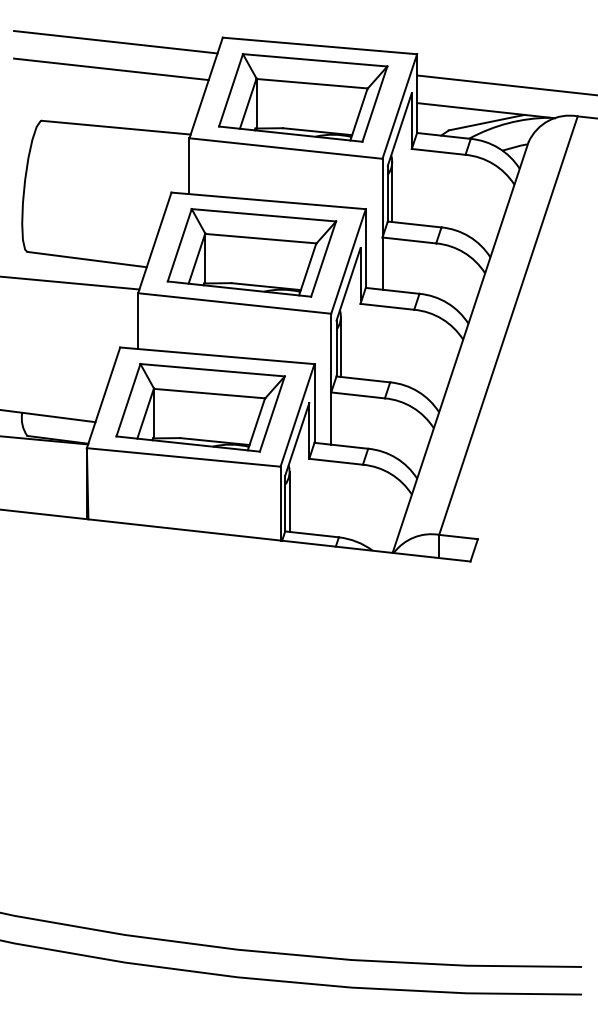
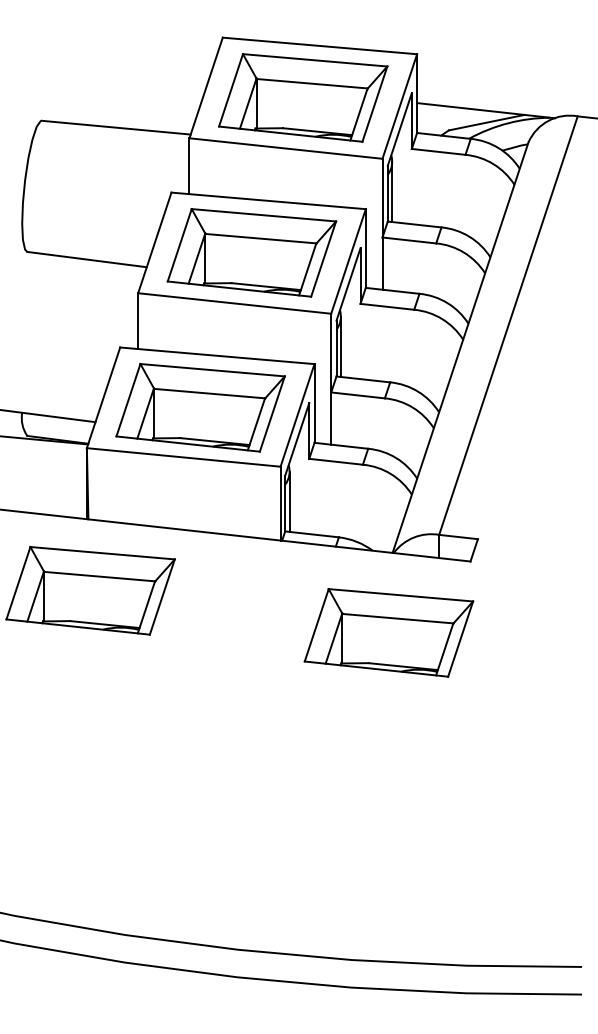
line: present -> none (115, 42)
line: present -> none (111, 69)
line: present -> none (505, 85)
line: present -> none (70, 282)
part: none -> present (90, 590)
part: none -> present (388, 632)
